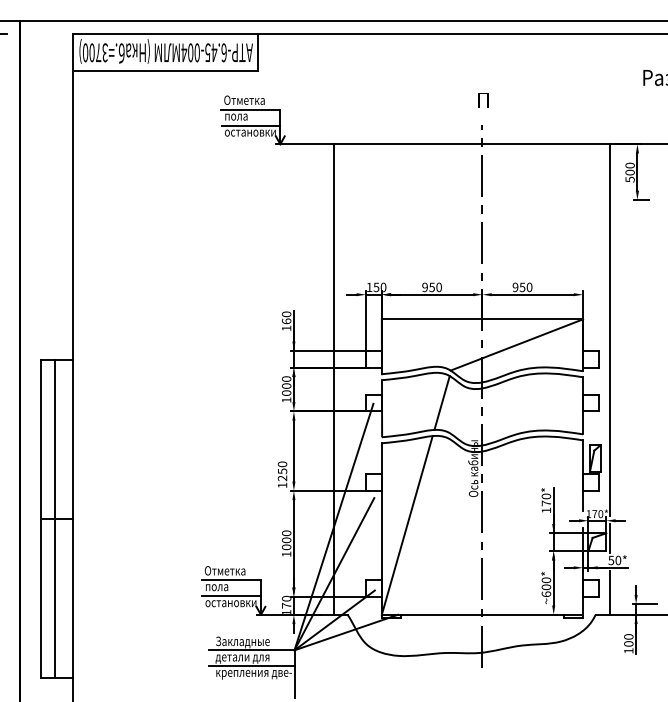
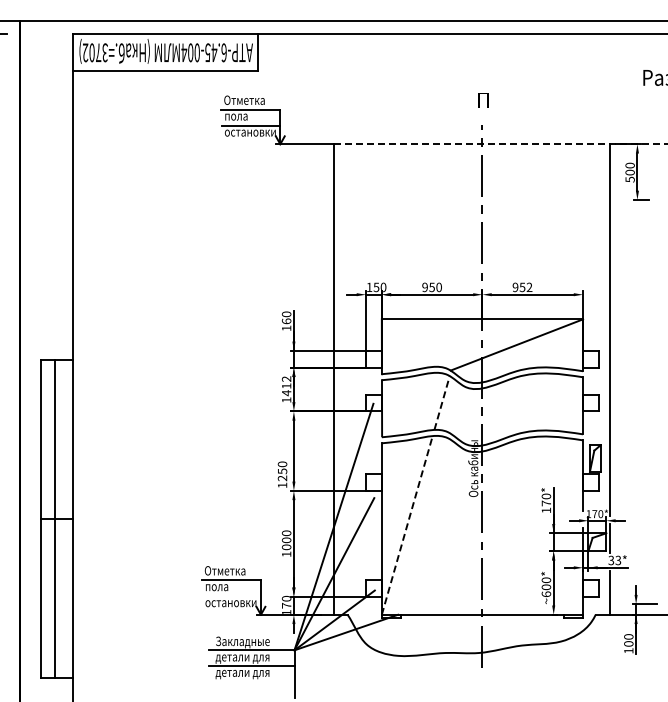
text: .=3700) -> .=3702) (85, 52)
line: solid -> dashed (501, 144)
text: 950 -> 952 (529, 287)
text: 1000 -> 1412 (286, 386)
line: solid -> dashed (442, 403)
line: solid -> dashed (407, 525)
text: 50* -> 33* (614, 560)
line: present -> none (231, 596)
text: крепления две- -> детали для (253, 674)
